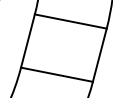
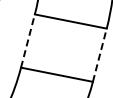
line: solid -> dashed (28, 40)
line: solid -> dashed (99, 54)
